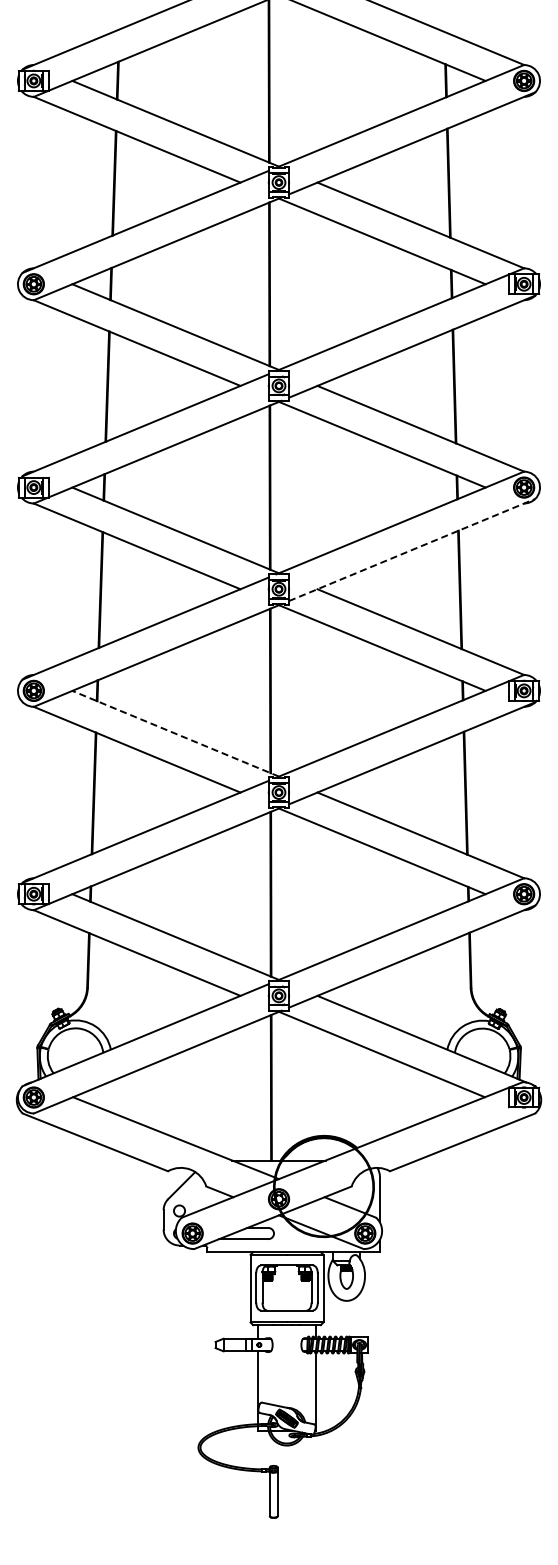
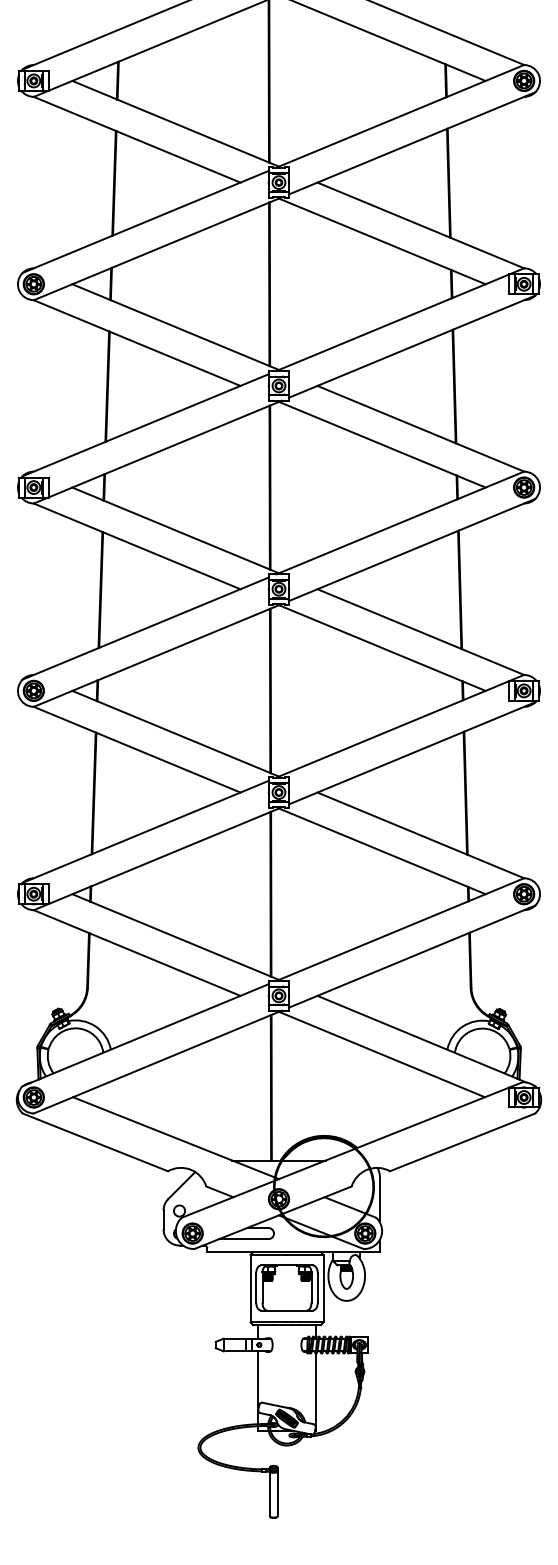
line: dashed -> solid (412, 549)
line: dashed -> solid (175, 733)
